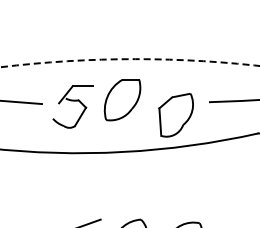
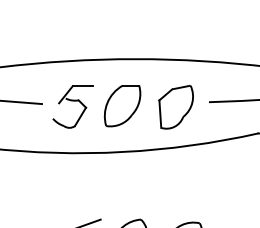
arc: dashed -> solid (130, 59)
part position: (122, 100) -> (122, 106) (122, 106)
part position: (175, 115) -> (175, 107) (175, 107)
